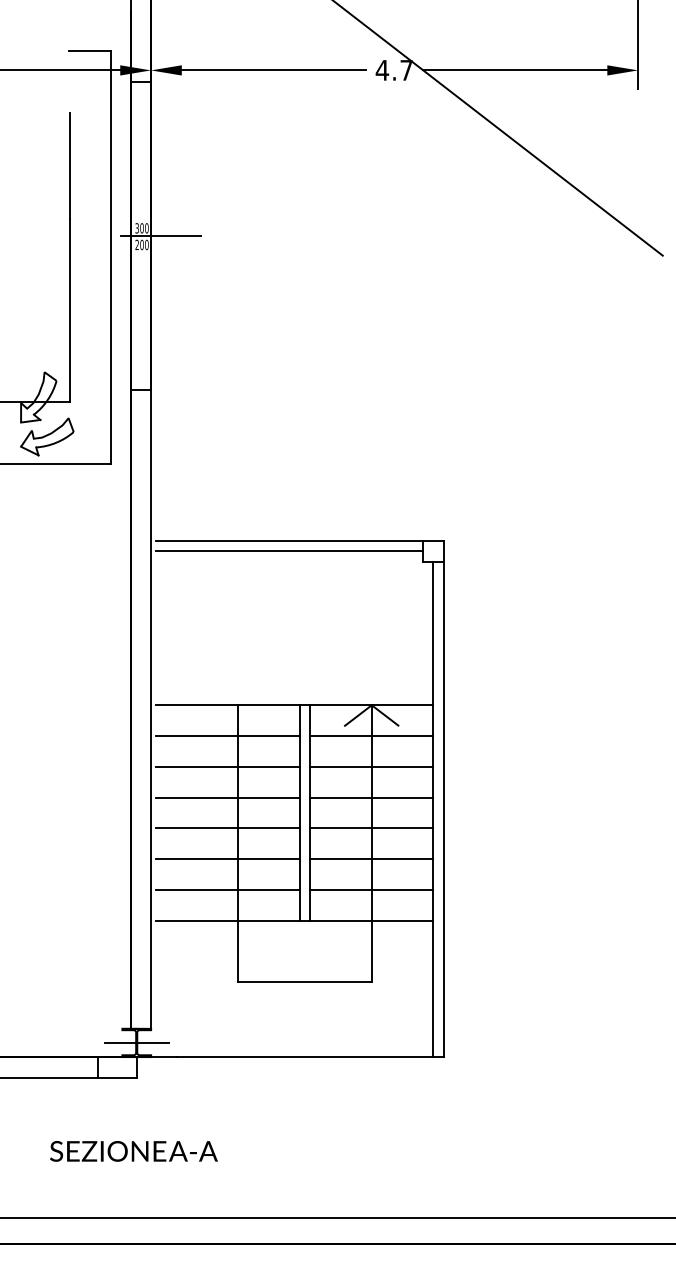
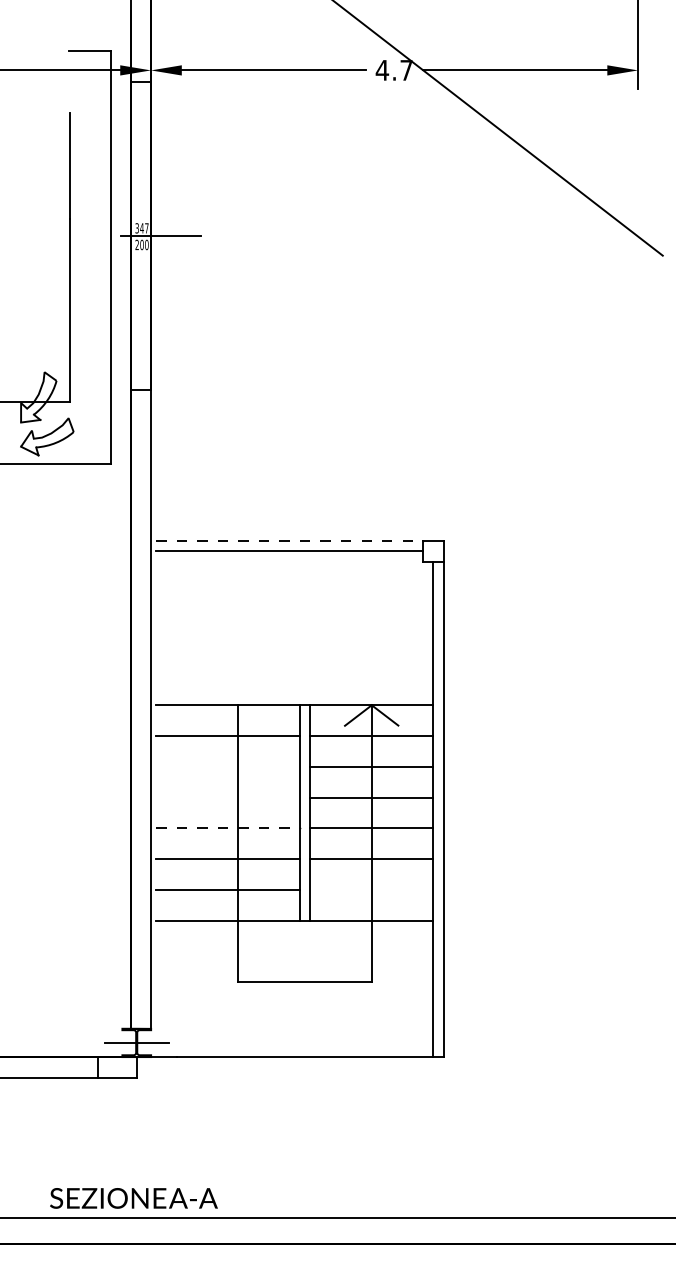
text: 300 -> 347 (144, 228)
line: solid -> dashed (290, 541)
line: present -> none (227, 766)
line: present -> none (227, 797)
line: solid -> dashed (228, 828)
line: present -> none (371, 890)
text position: (133, 1151) -> (133, 1198) (133, 1198)
